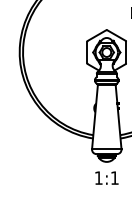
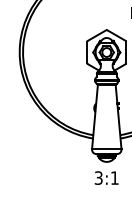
text: 1:1 -> 3:1 (98, 177)
